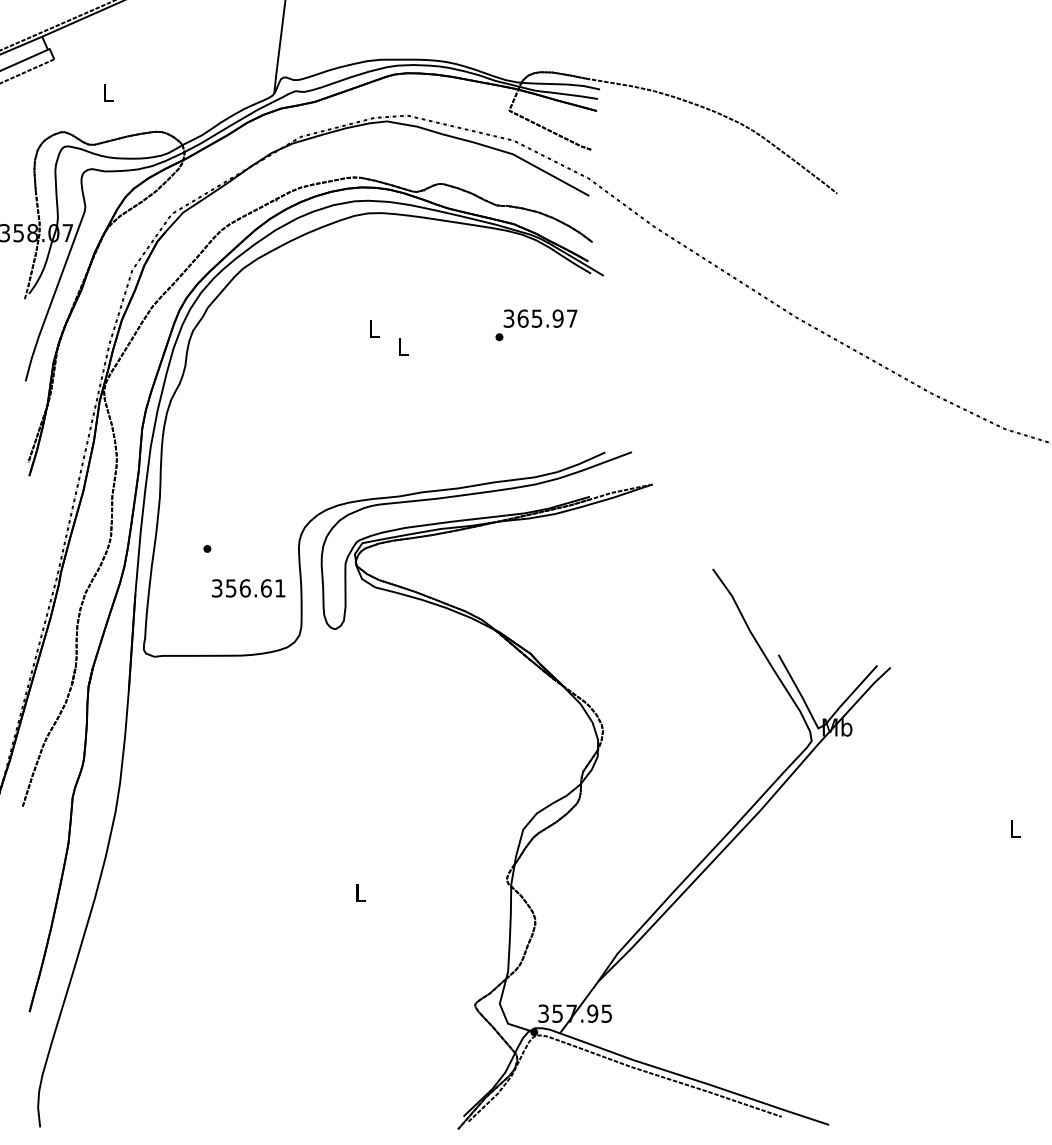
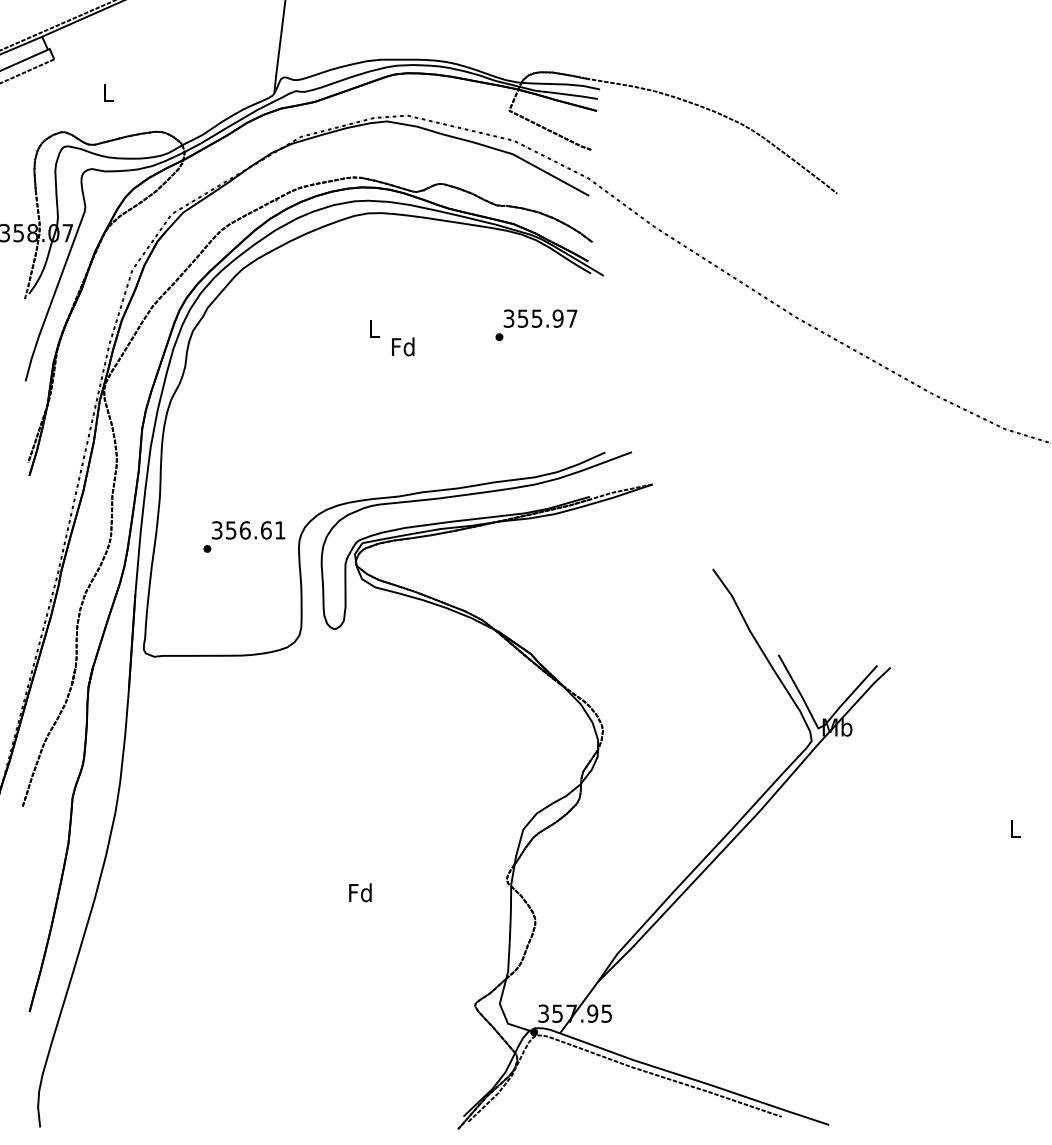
text: 365.97 -> 355.97 (522, 318)
text: L -> Fd (403, 346)
text position: (248, 588) -> (248, 530) (248, 530)
text: L -> Fd (360, 892)
